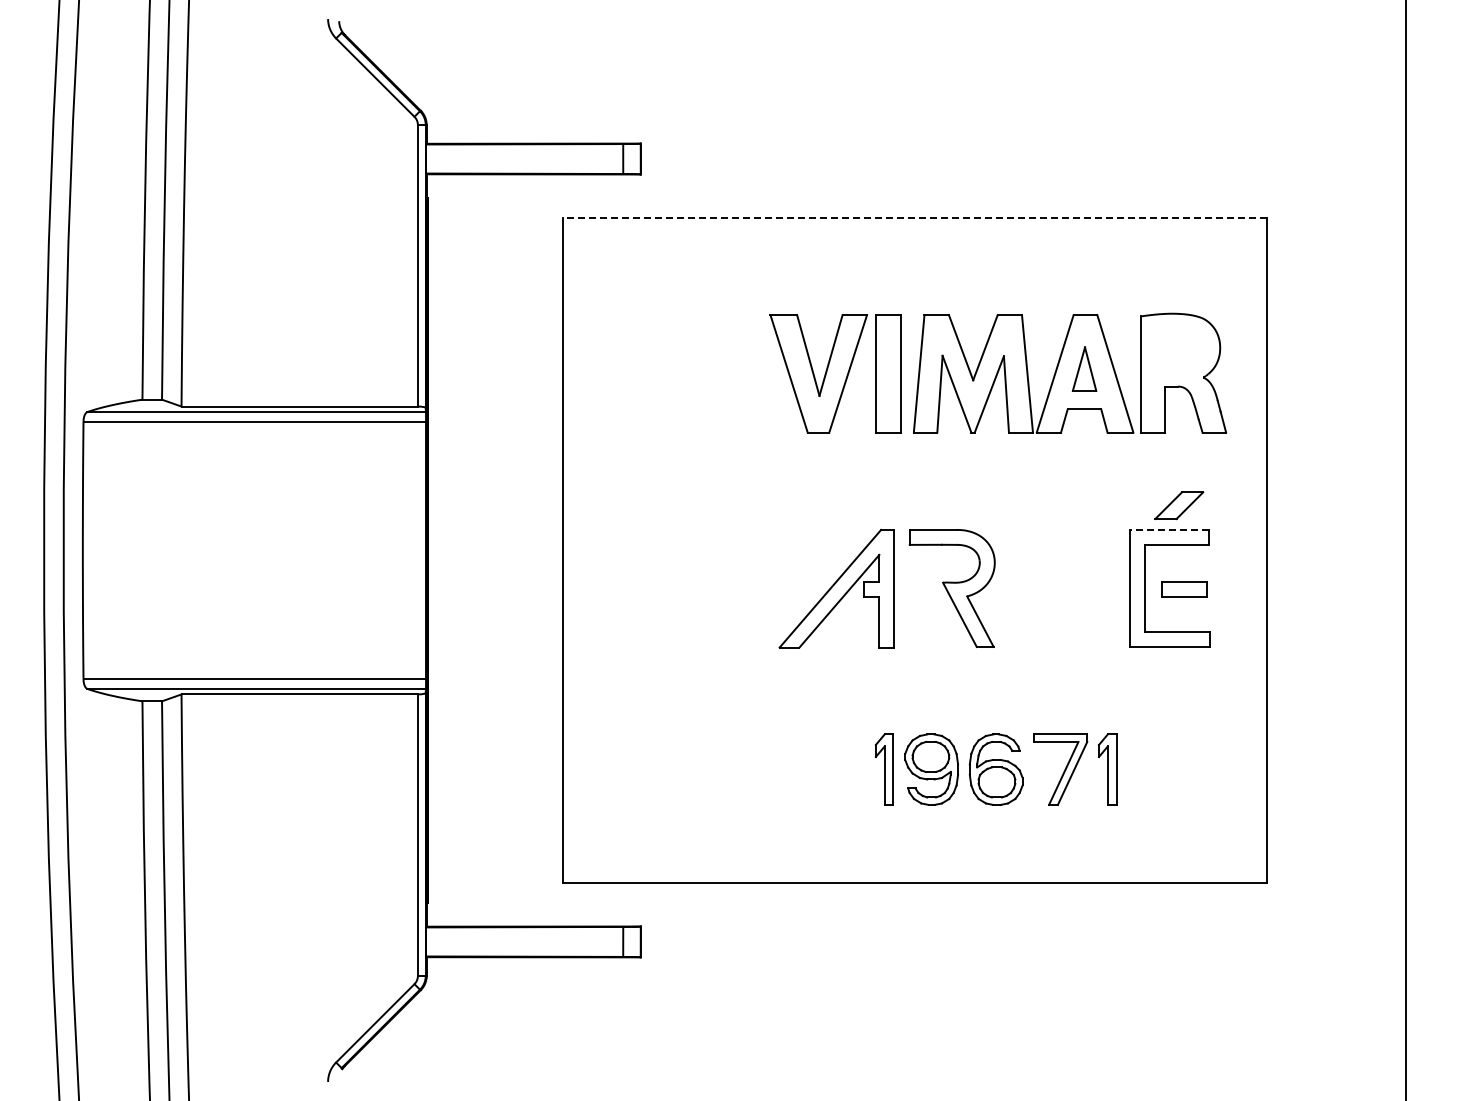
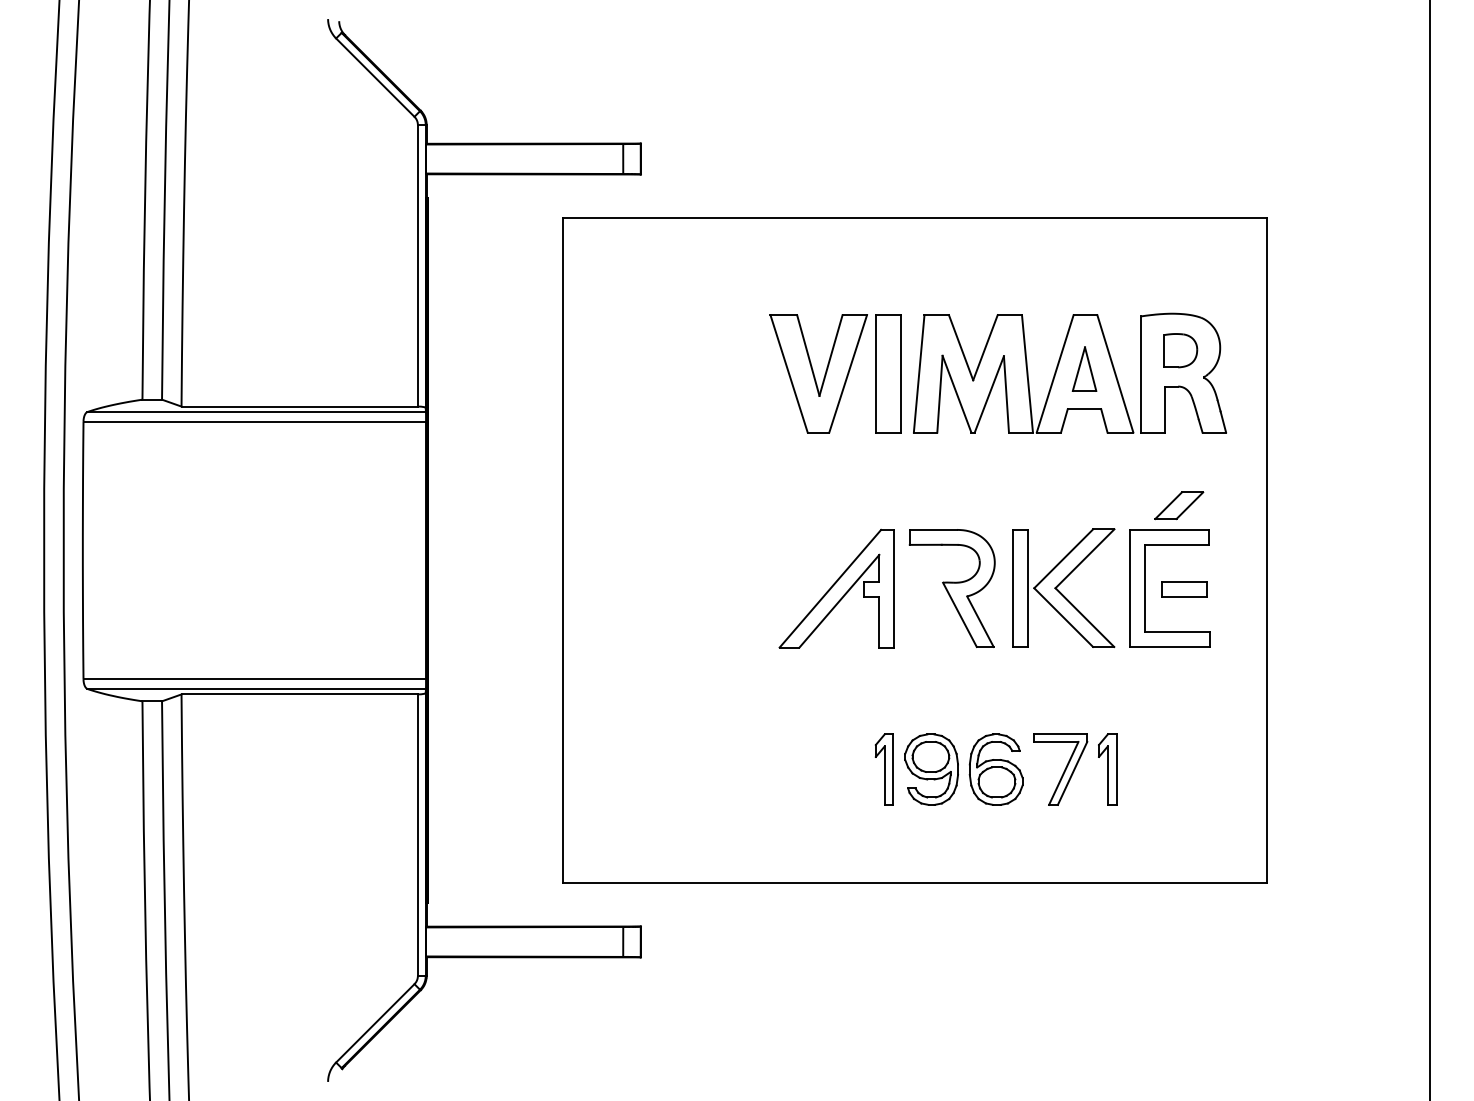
line: dashed -> solid (914, 217)
part: none -> present (1180, 350)
line: dashed -> solid (1169, 529)
line position: (1405, 549) -> (1429, 549) (1429, 549)
part: none -> present (1063, 587)
